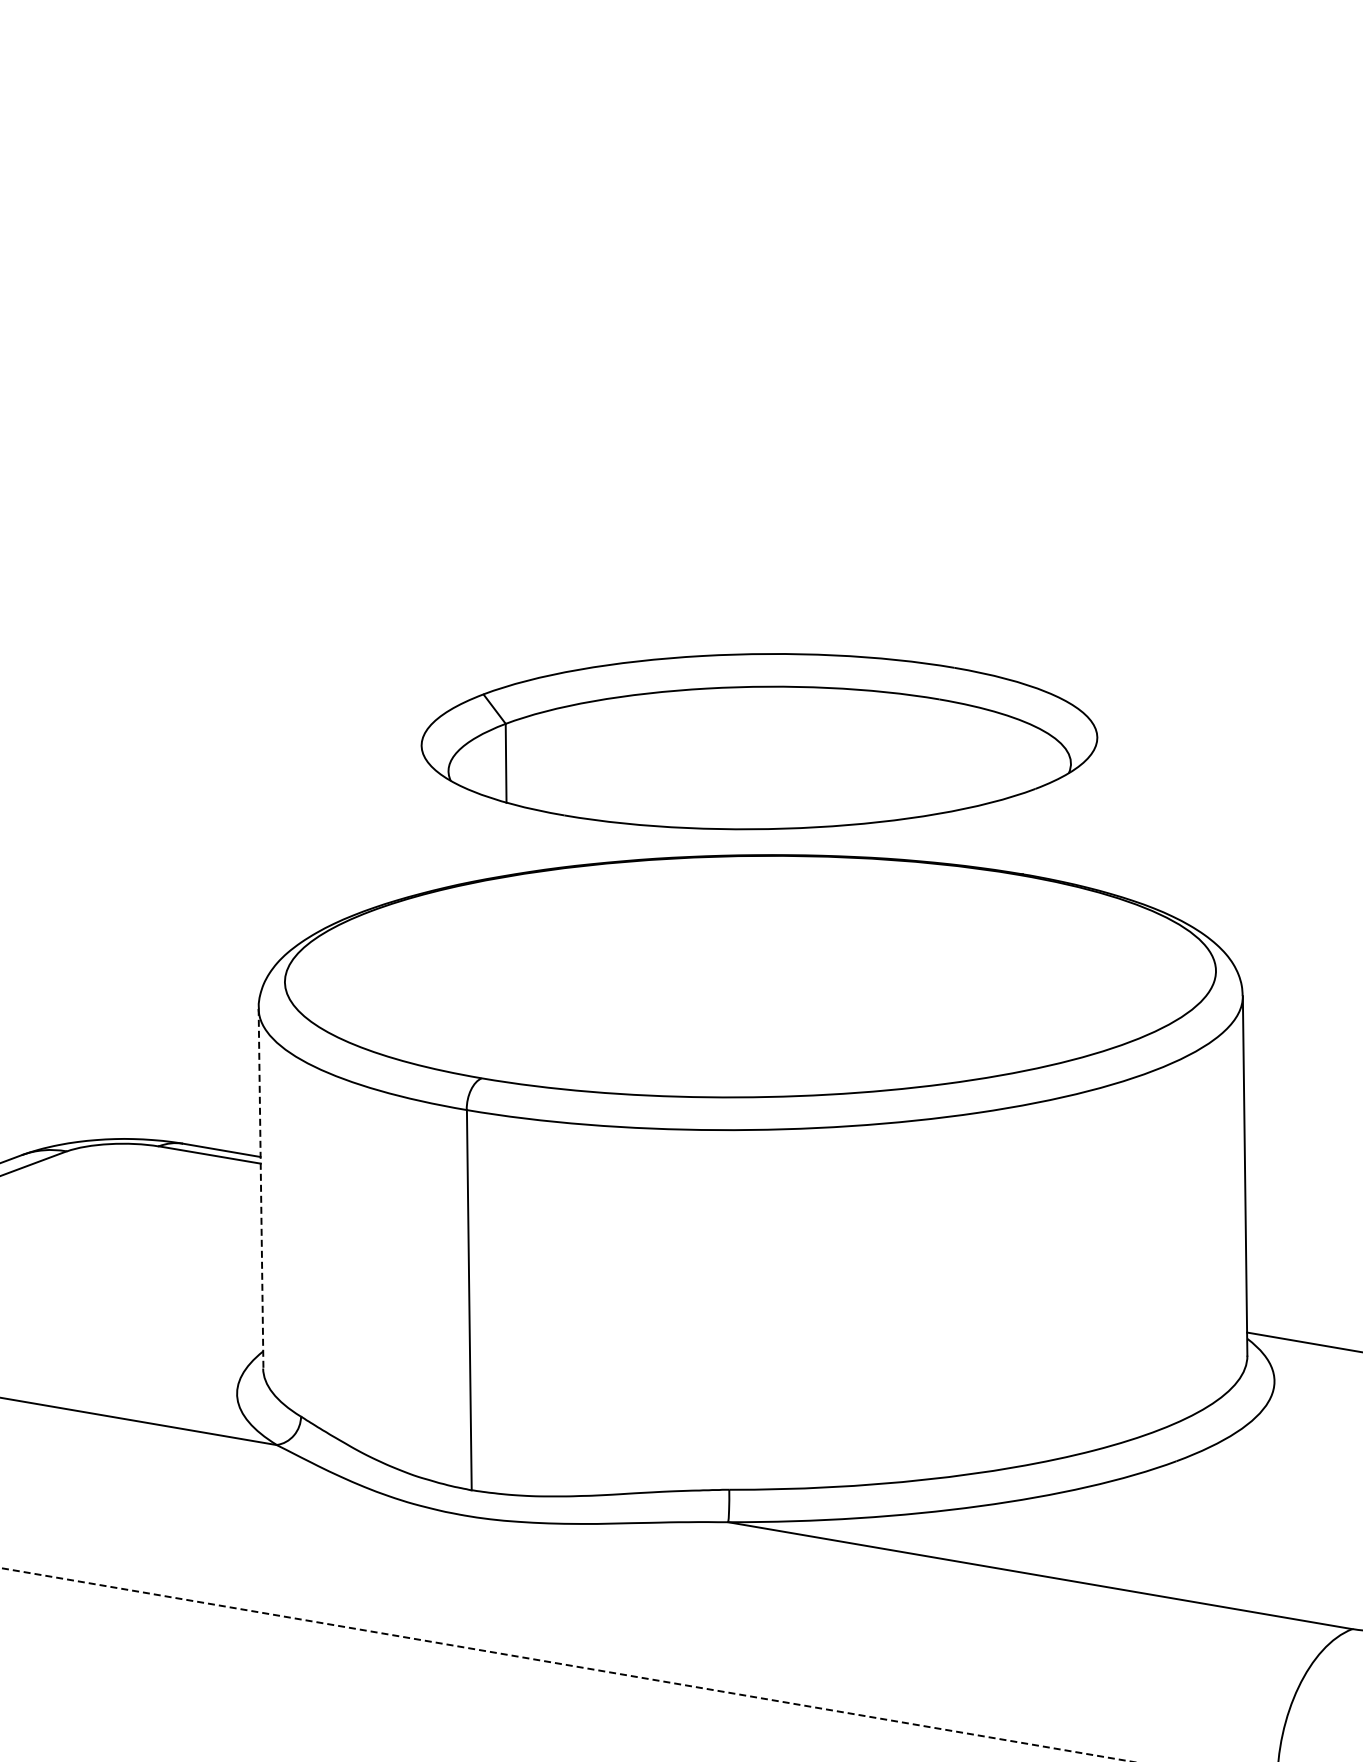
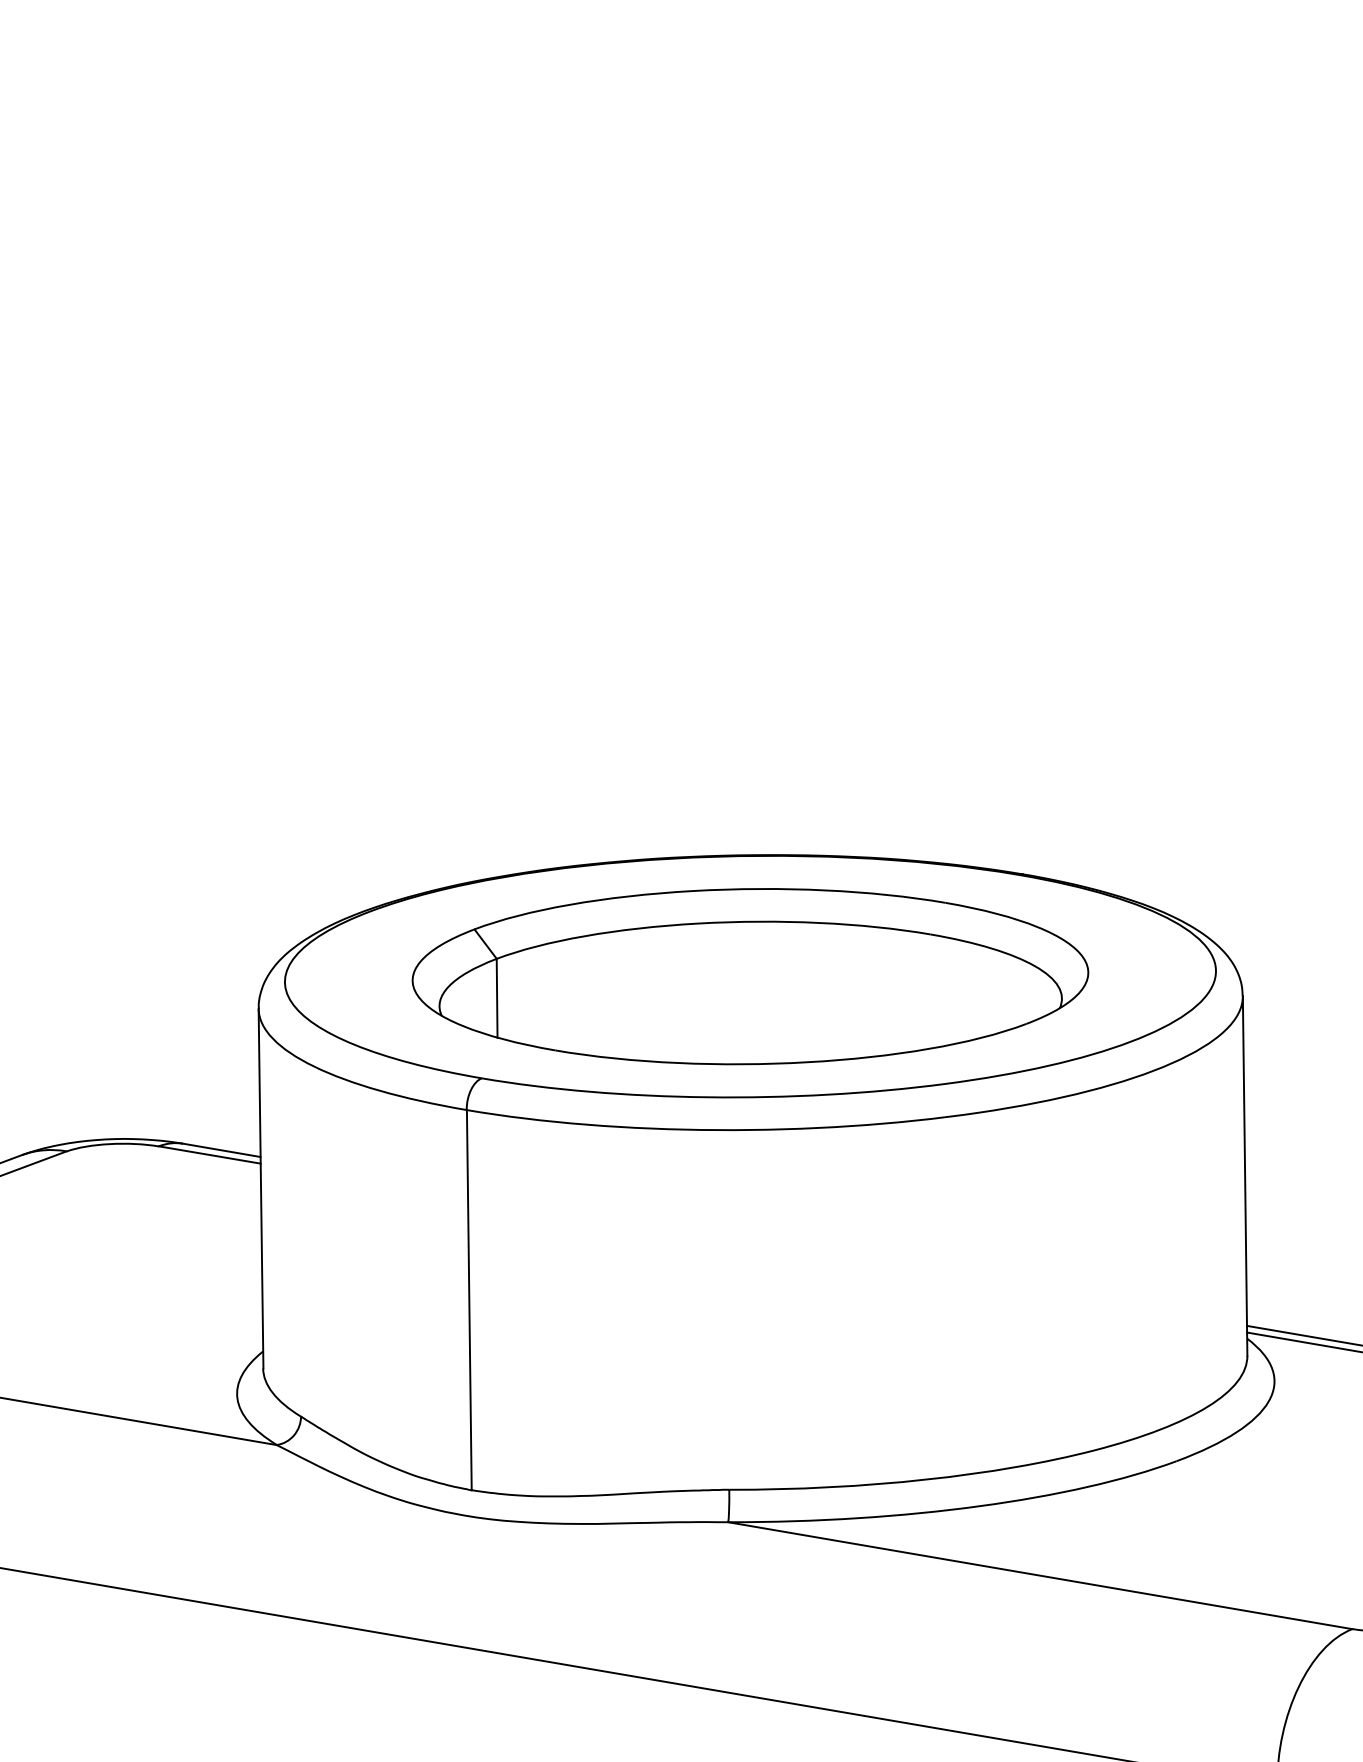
part position: (759, 741) -> (750, 976) (750, 976)
line: dashed -> solid (261, 1188)
line: none -> present (1303, 1335)
line: dashed -> solid (566, 1664)
